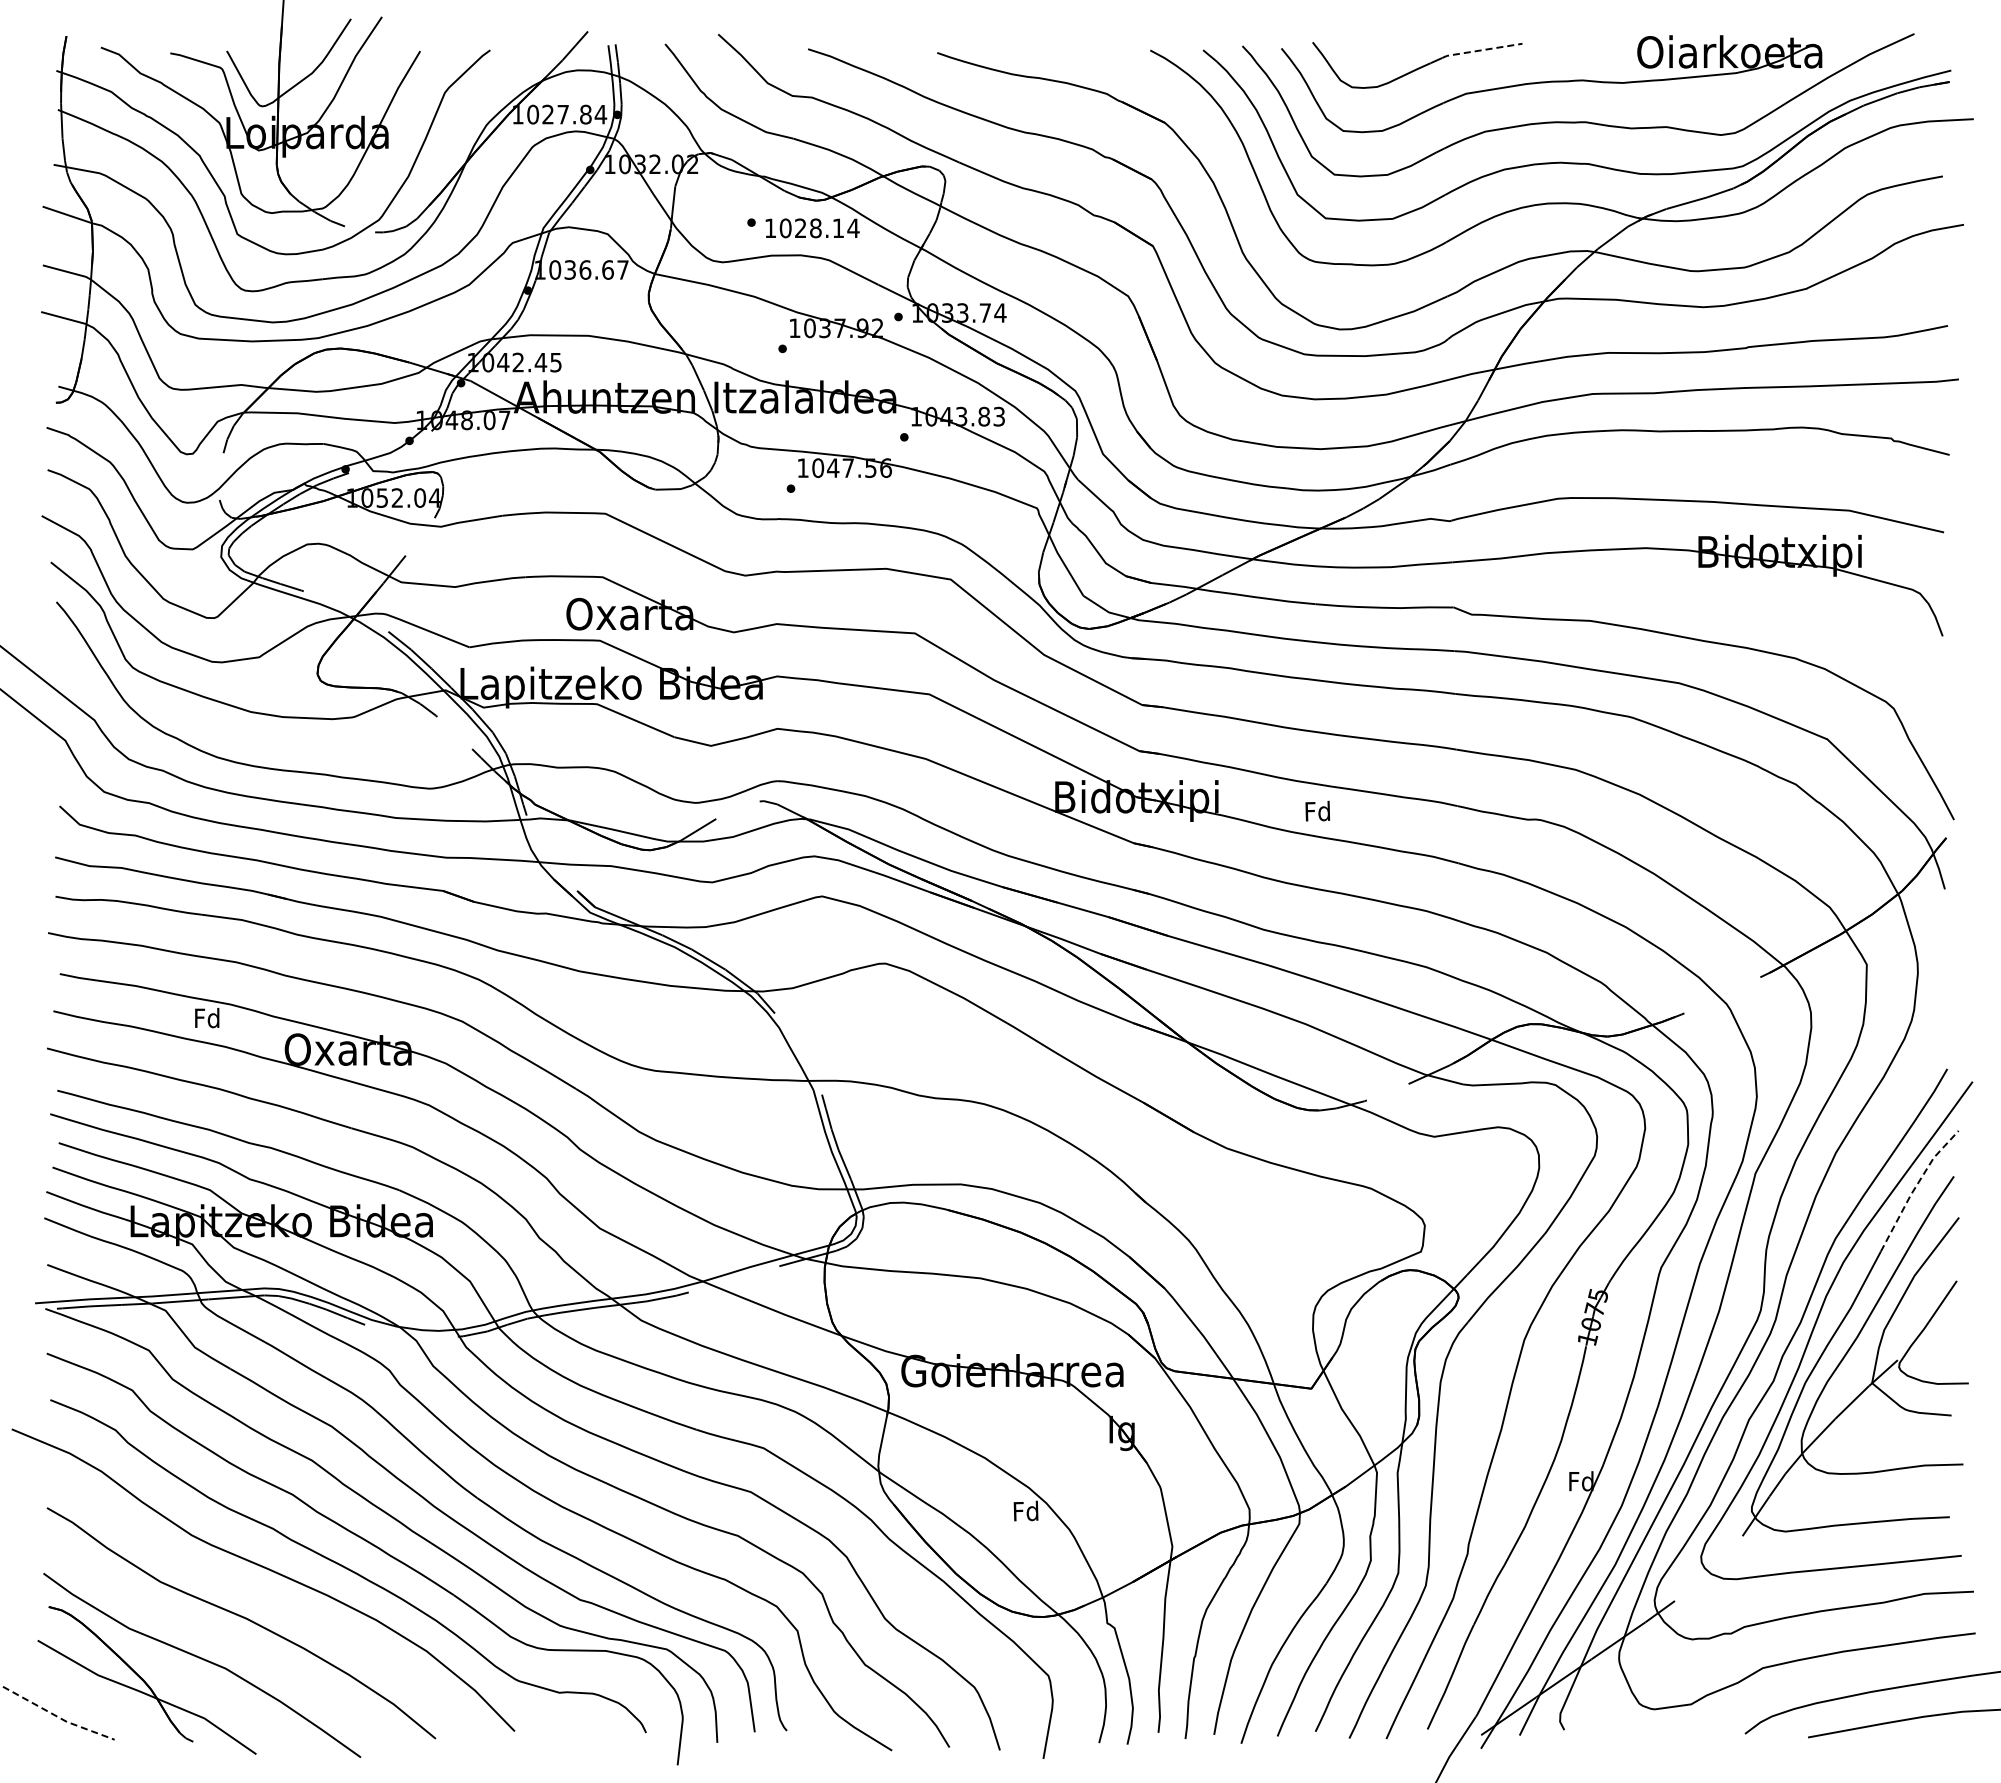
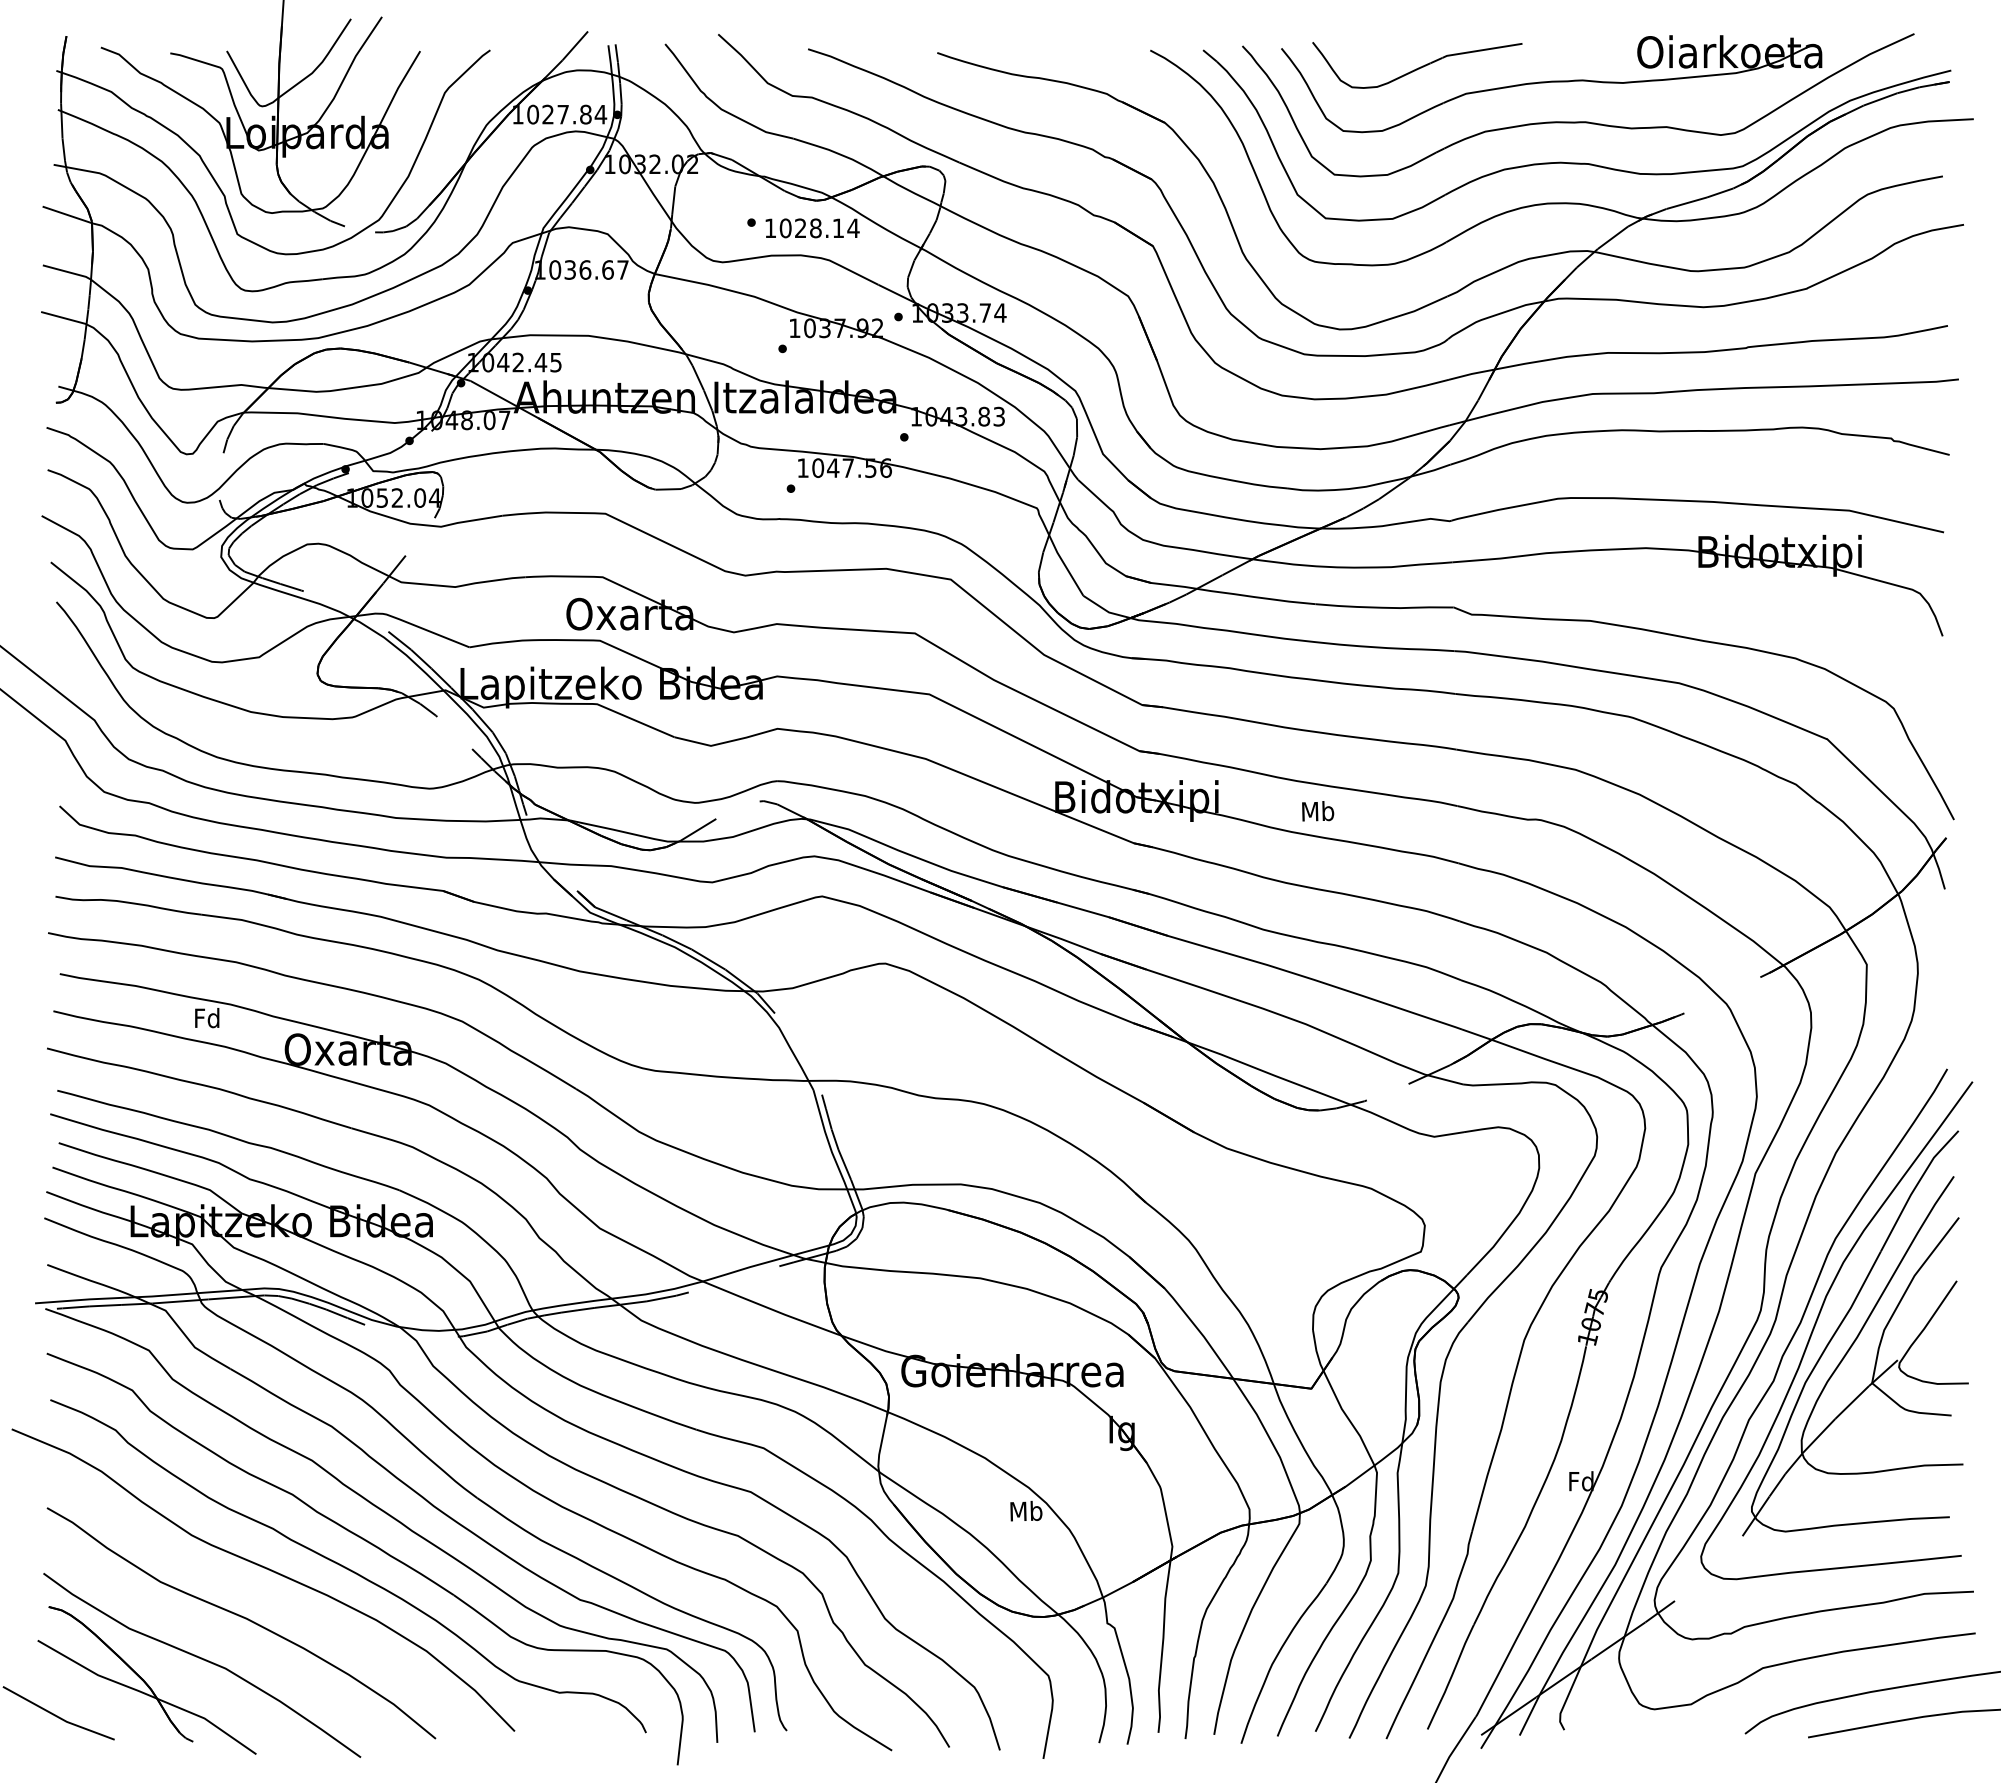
line: dashed -> solid (1482, 50)
text: Fd -> Mb (1318, 810)
line: dashed -> solid (1915, 1188)
text: Fd -> Mb (1026, 1510)
line: dashed -> solid (58, 1717)
